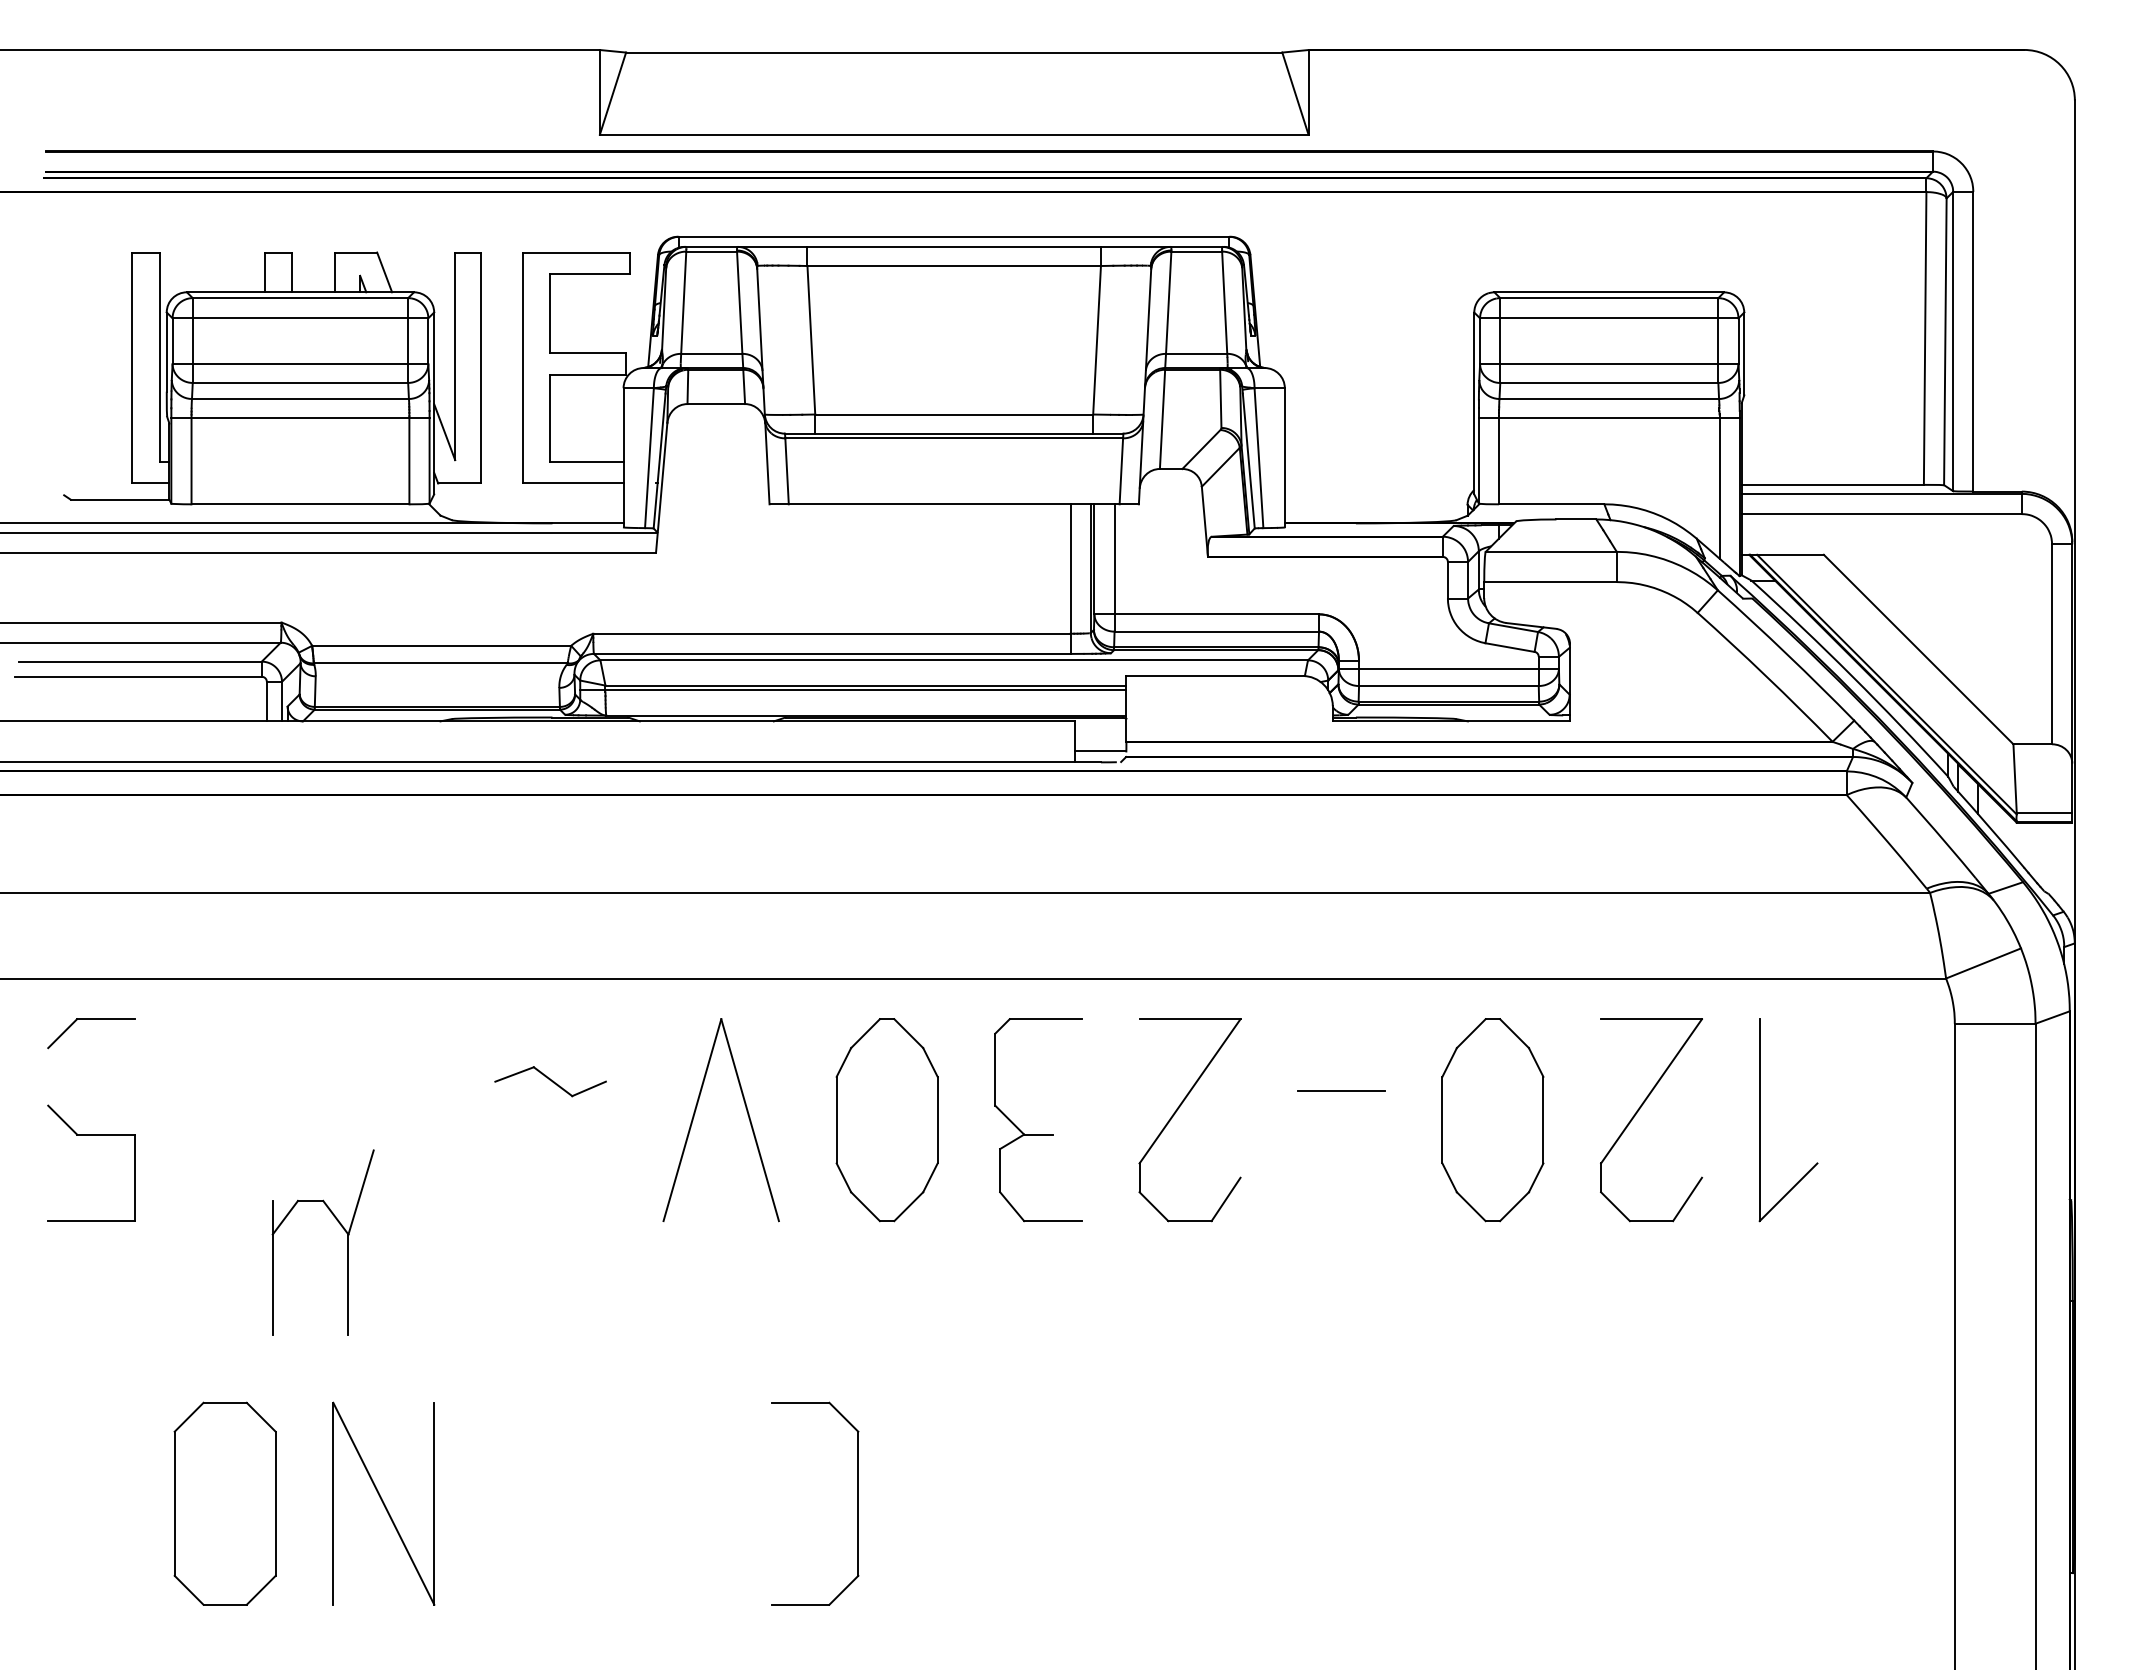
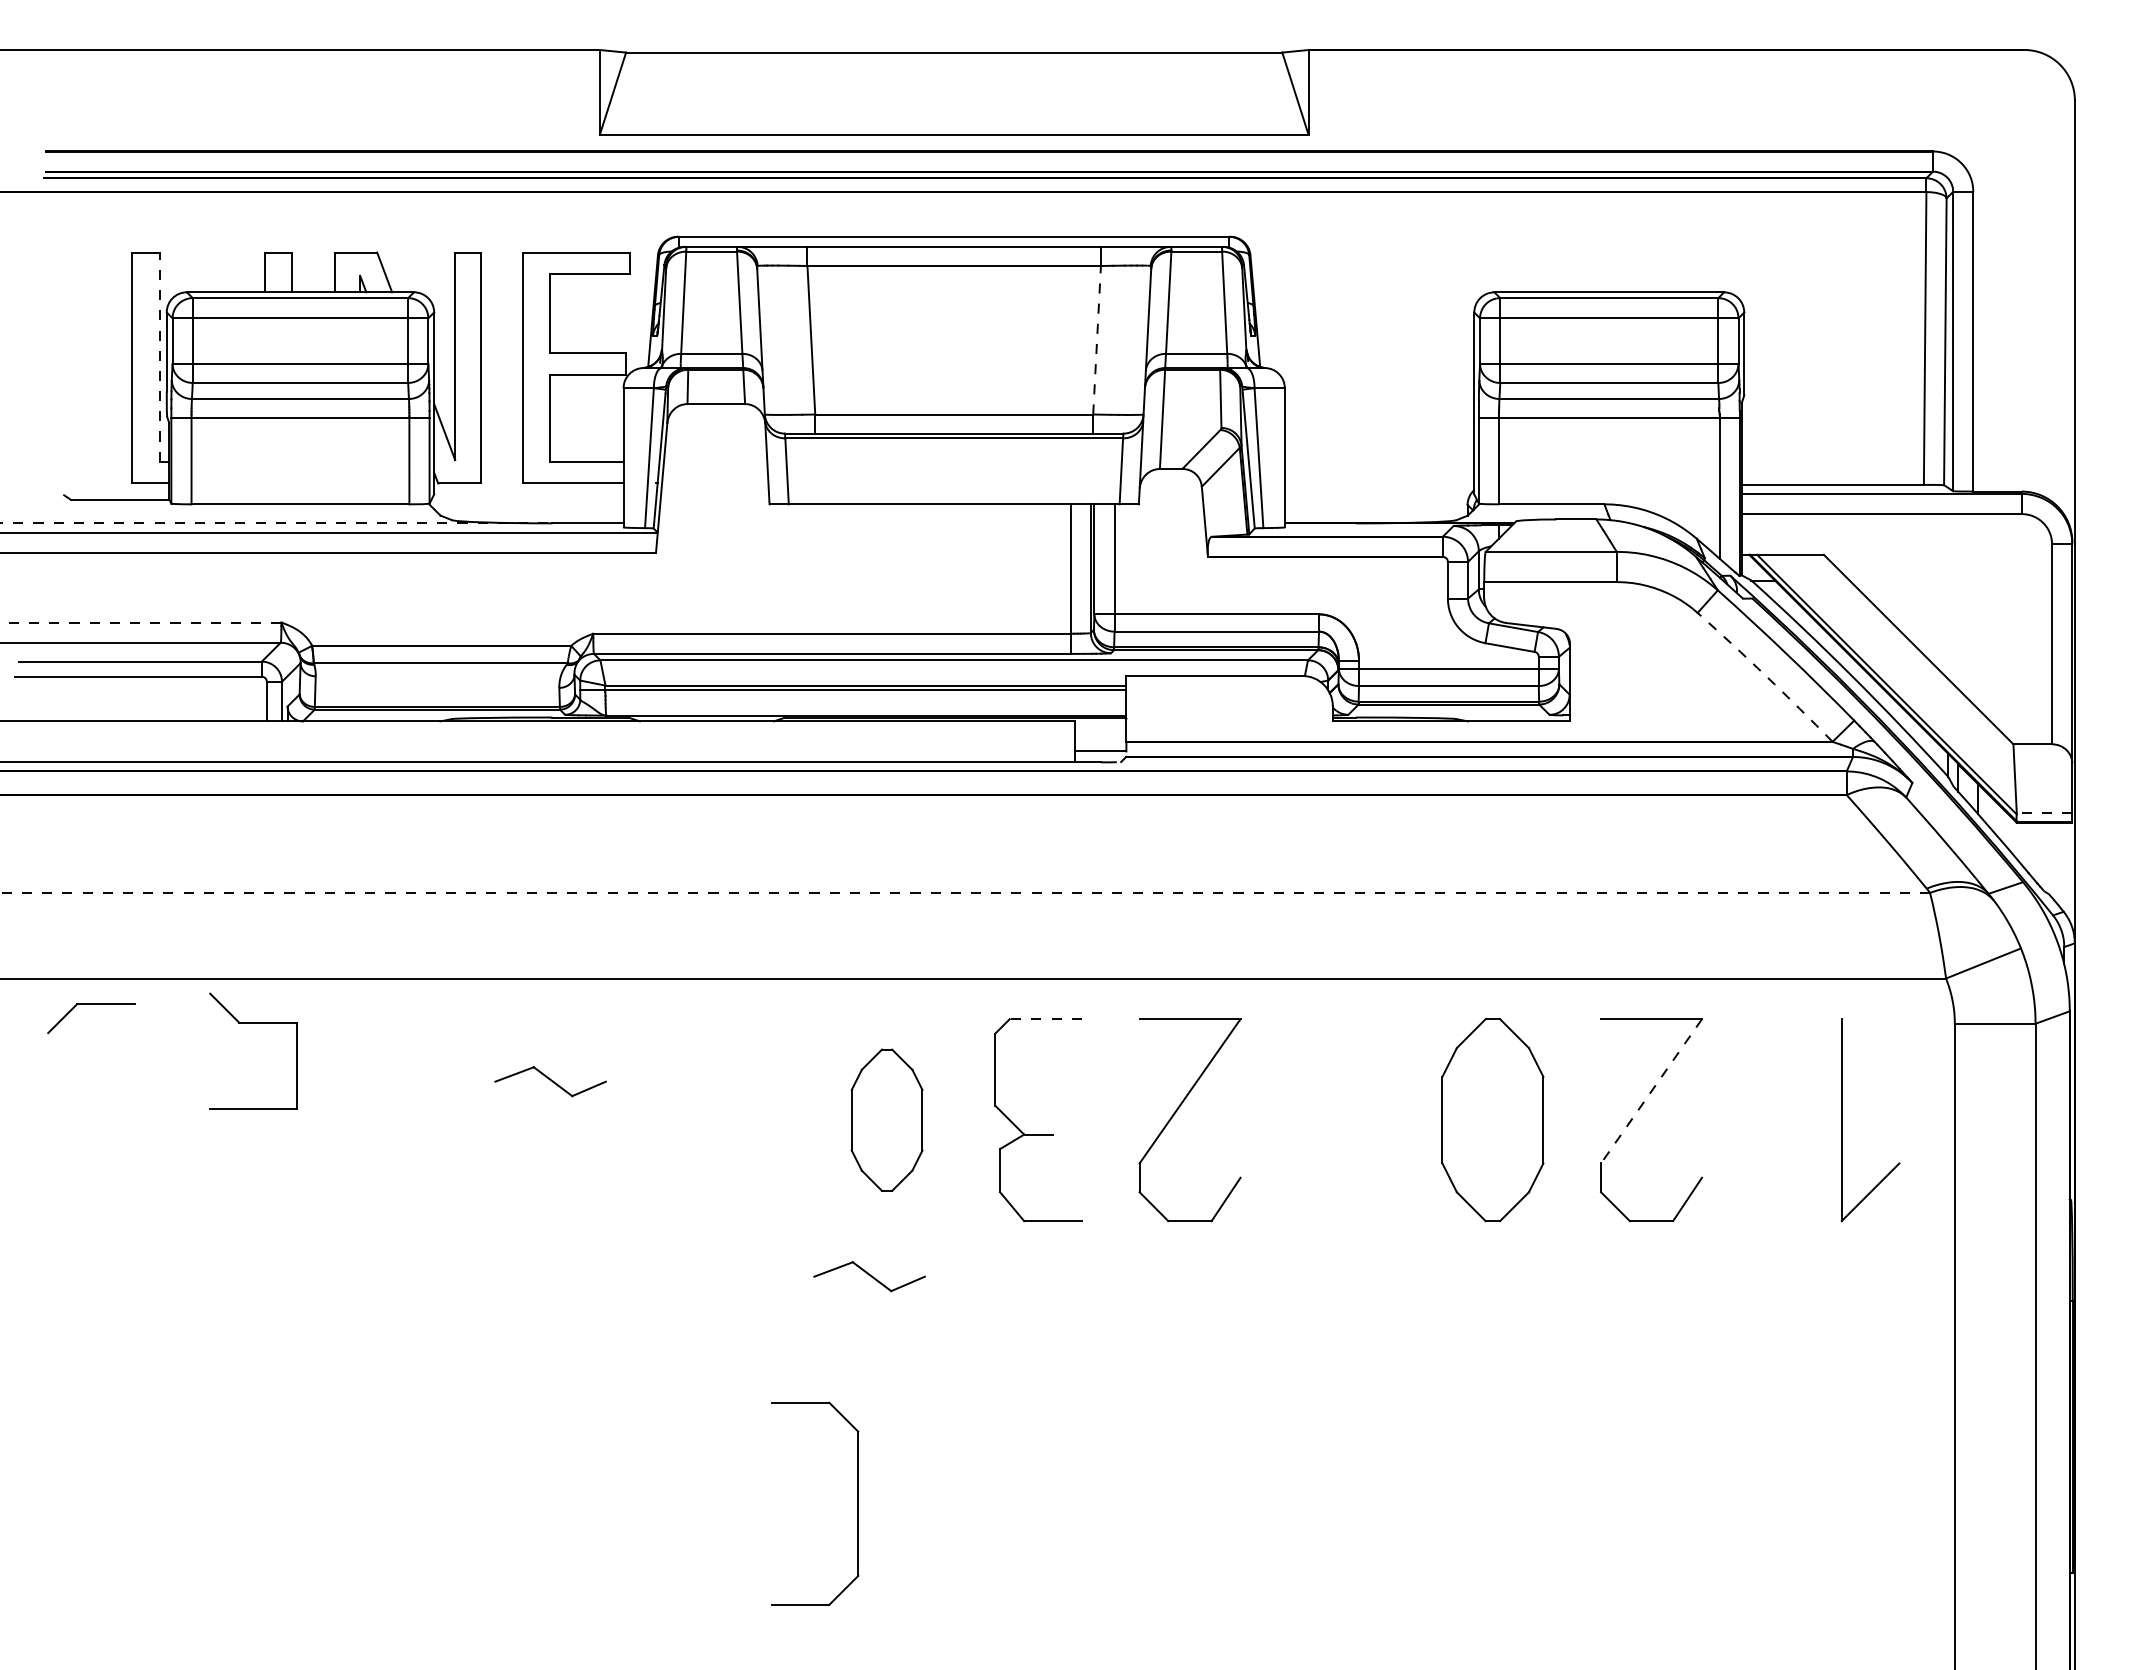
line: solid -> dashed (1097, 339)
line: solid -> dashed (159, 357)
line: solid -> dashed (276, 523)
line: solid -> dashed (140, 622)
arc: solid -> dashed (1766, 676)
line: solid -> dashed (2044, 813)
line: solid -> dashed (965, 892)
part position: (91, 1019) -> (91, 1004) (91, 1004)
line: solid -> dashed (1045, 1019)
line: present -> none (1341, 1091)
line: solid -> dashed (1651, 1091)
part: present -> none (695, 1113)
part size: 104x205 px -> 74x144 px (886, 1119)
part position: (1760, 1120) -> (1842, 1120) (1842, 1120)
part position: (91, 1135) -> (253, 1023) (253, 1023)
part: present -> none (342, 1228)
part: none -> present (869, 1276)
part: present -> none (224, 1503)
part: present -> none (383, 1503)
